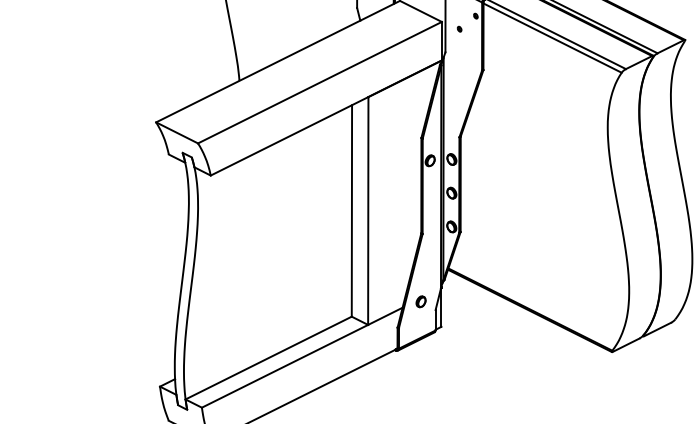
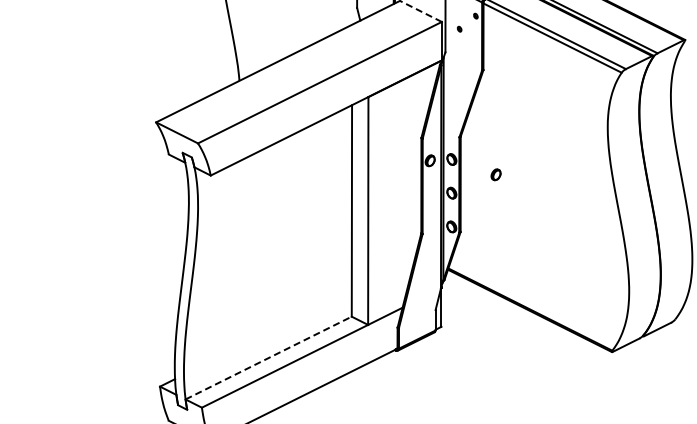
line: solid -> dashed (420, 11)
part position: (420, 301) -> (495, 174) (495, 174)
line: solid -> dashed (268, 358)
